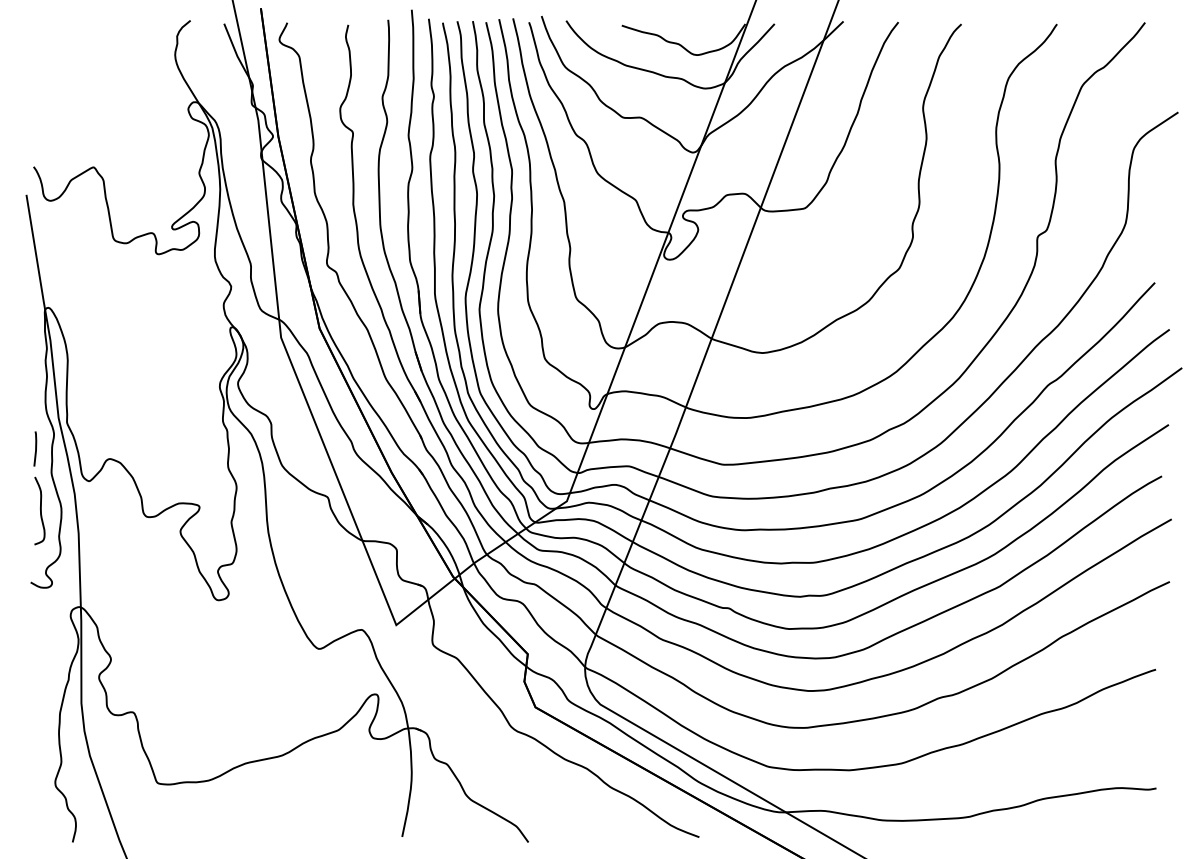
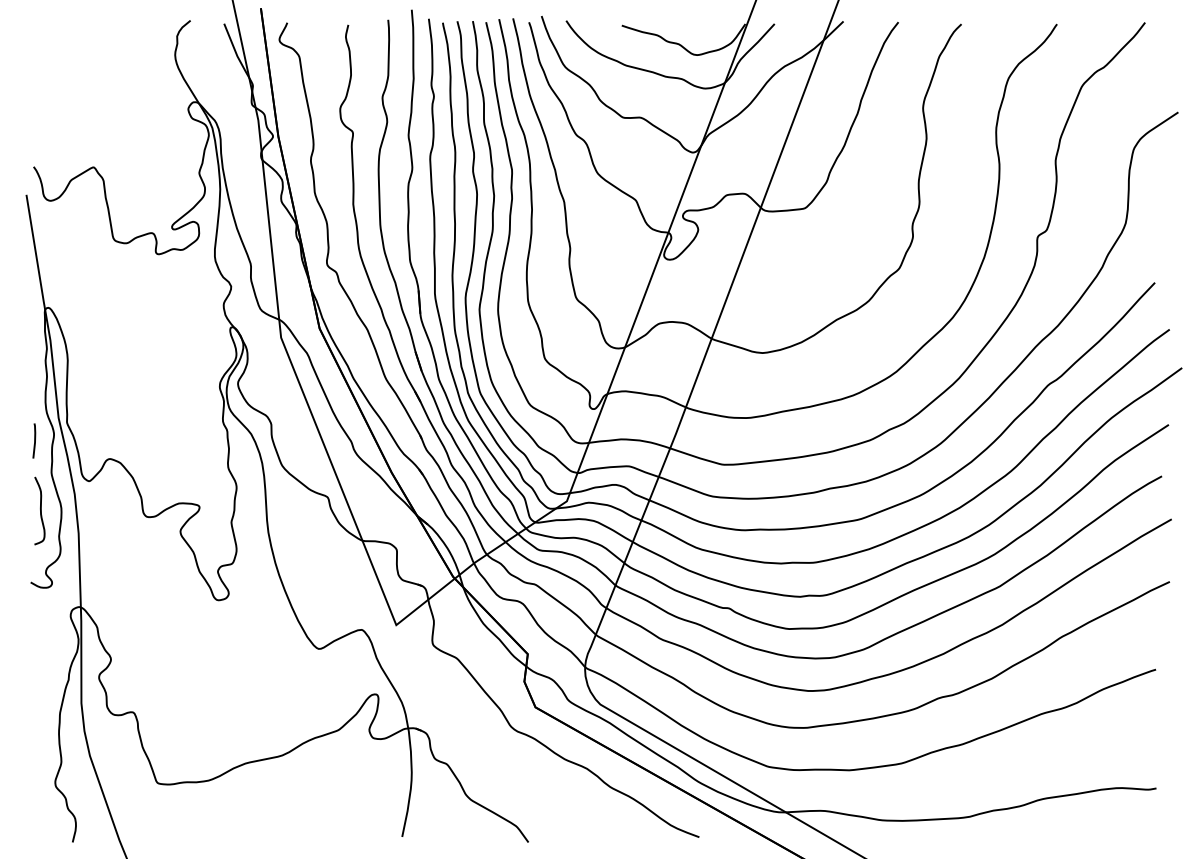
line position: (35, 448) -> (34, 440) (34, 440)
